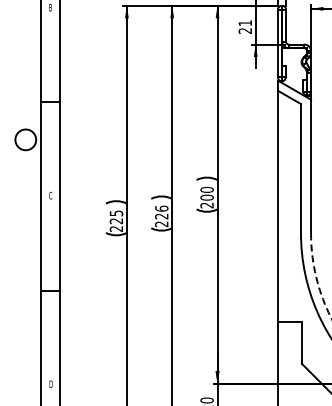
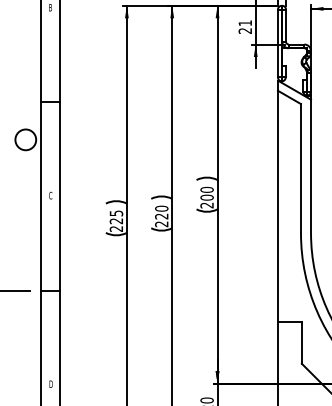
text: 226 -> 220 (161, 208)
arc: dashed -> solid (316, 278)
line: none -> present (15, 290)
